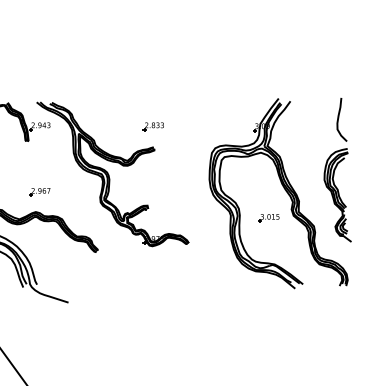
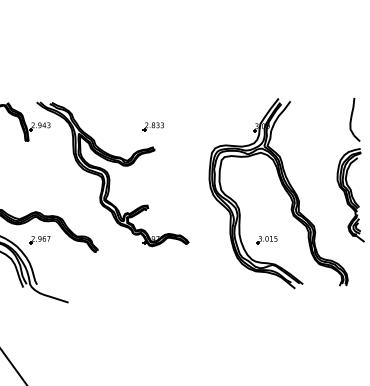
part position: (337, 170) -> (350, 170) (350, 170)
part position: (39, 192) -> (39, 240) (39, 240)
part position: (268, 218) -> (266, 240) (266, 240)
